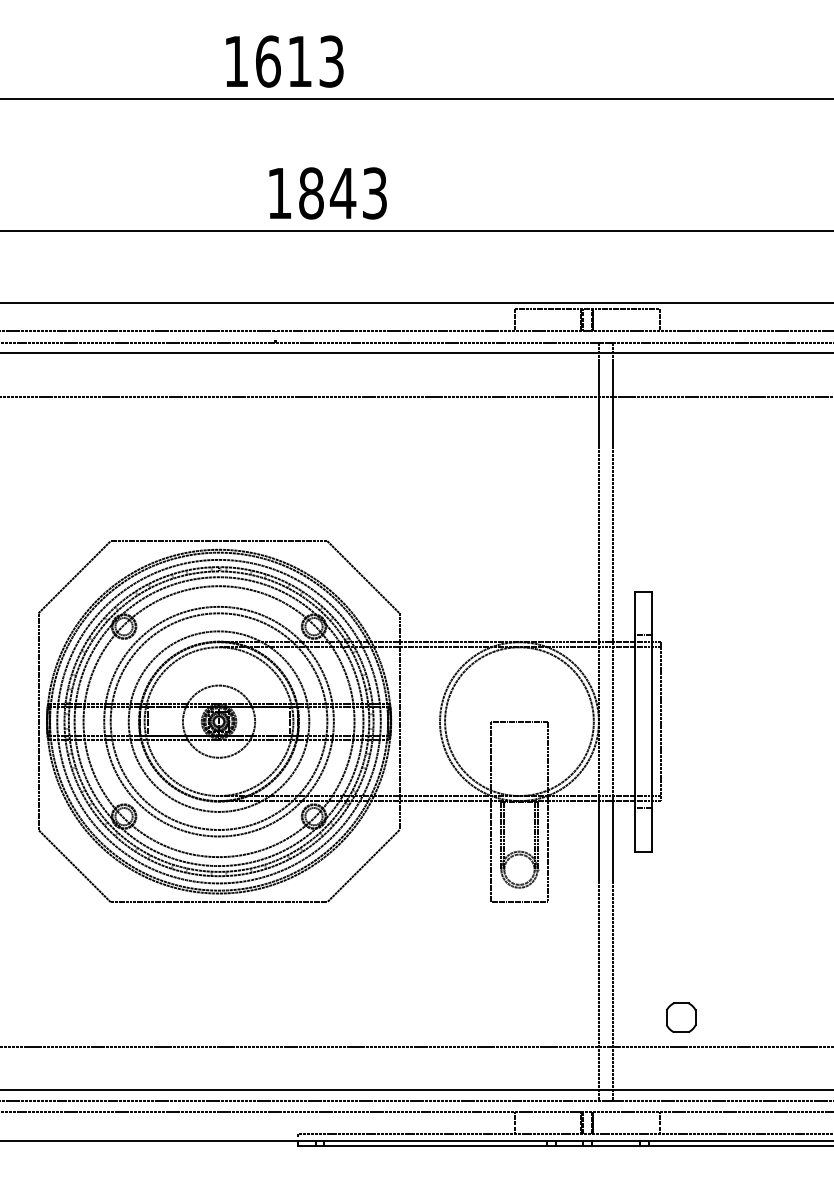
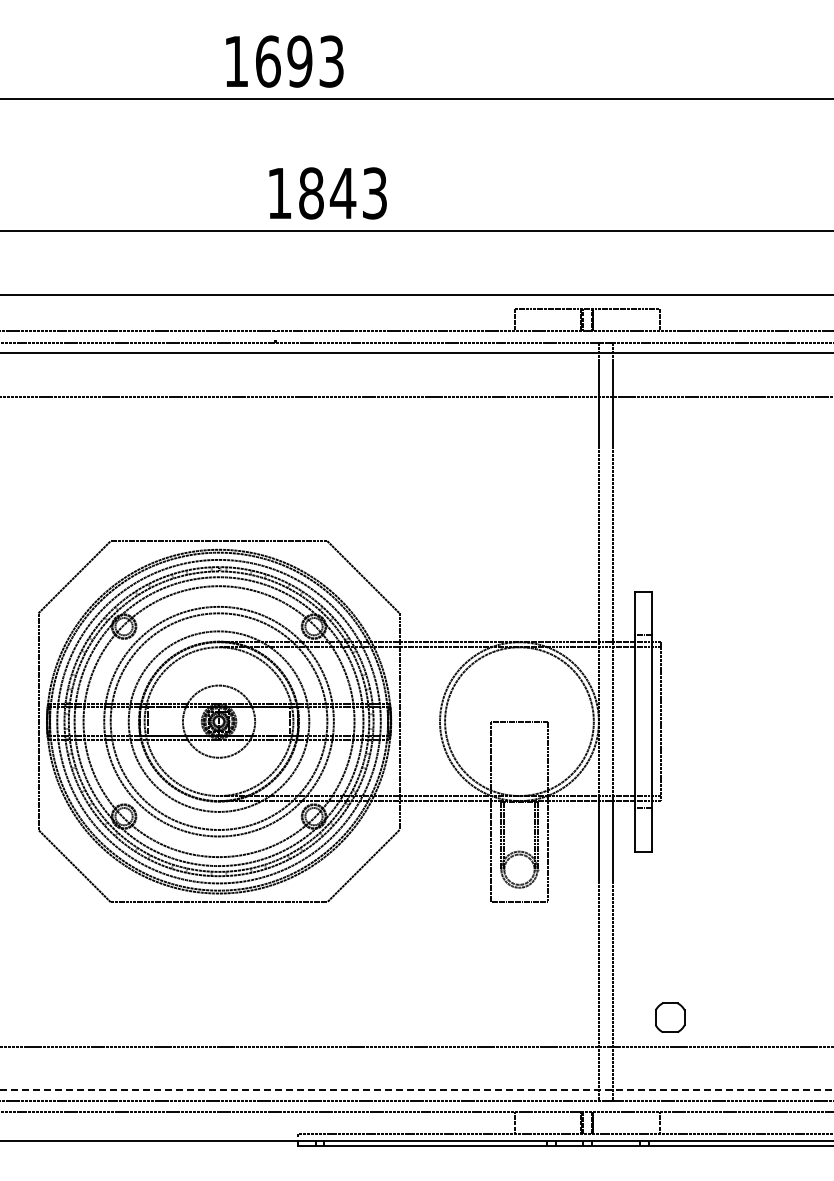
text: 1613 -> 1693 (299, 61)
line position: (416, 302) -> (416, 294) (416, 294)
part position: (681, 1017) -> (670, 1017) (670, 1017)
line: solid -> dashed (416, 1089)
